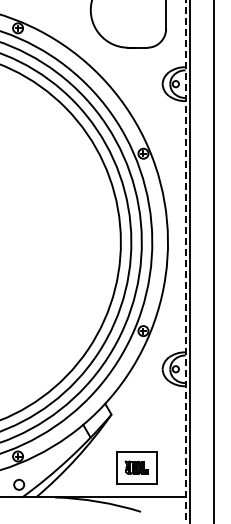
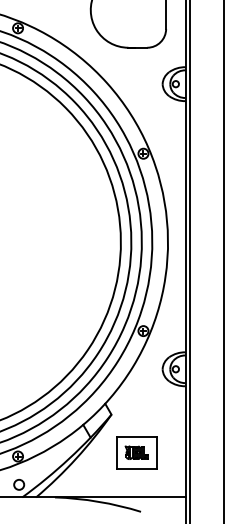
line position: (213, 261) -> (223, 261) (223, 261)
line: dashed -> solid (185, 262)
part position: (136, 467) -> (136, 452) (136, 452)
